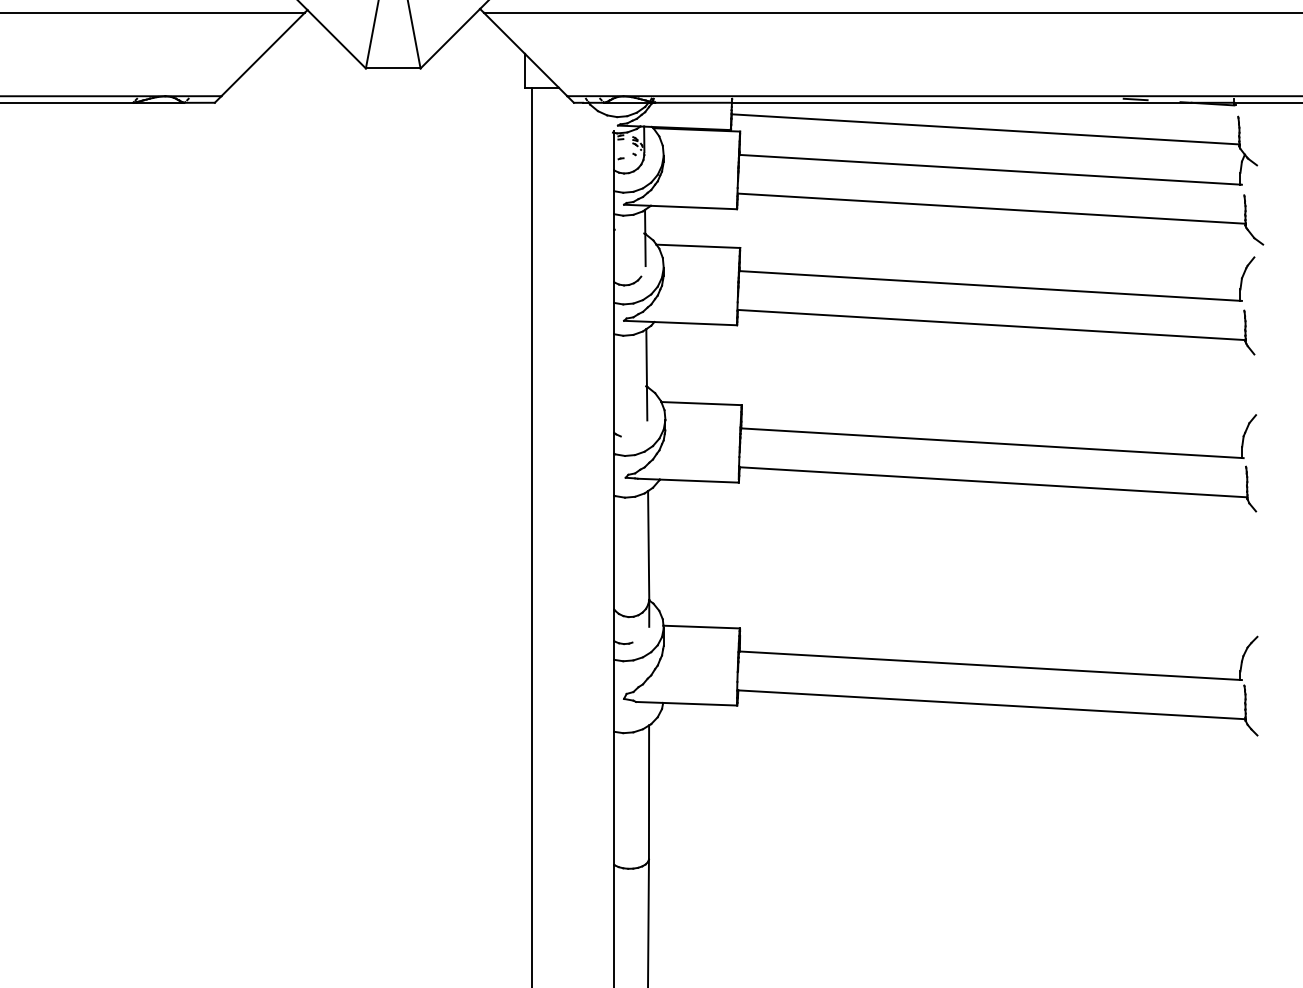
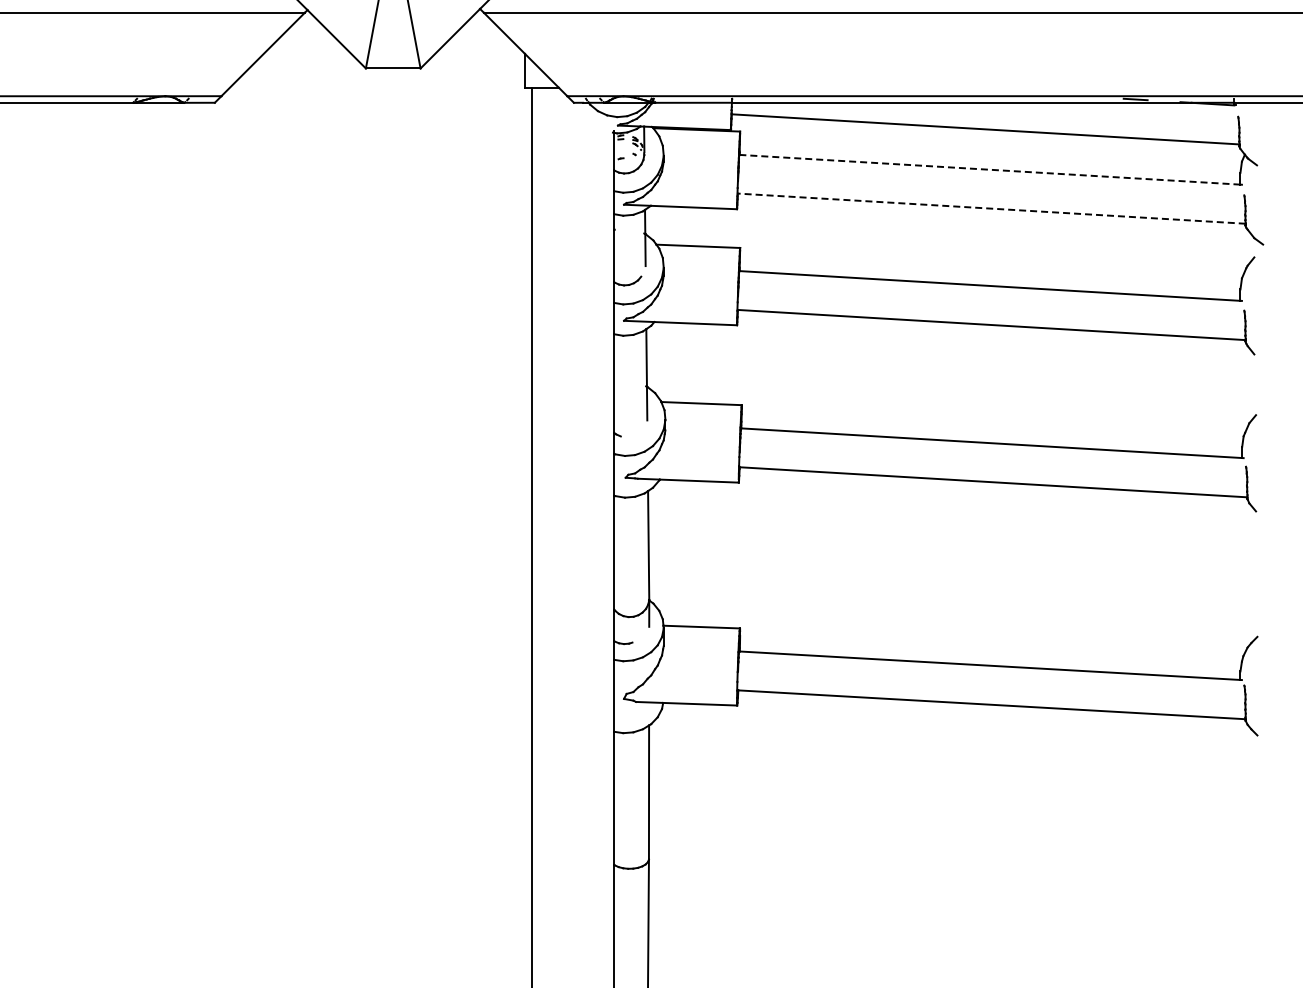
line: solid -> dashed (989, 169)
line: solid -> dashed (991, 208)
